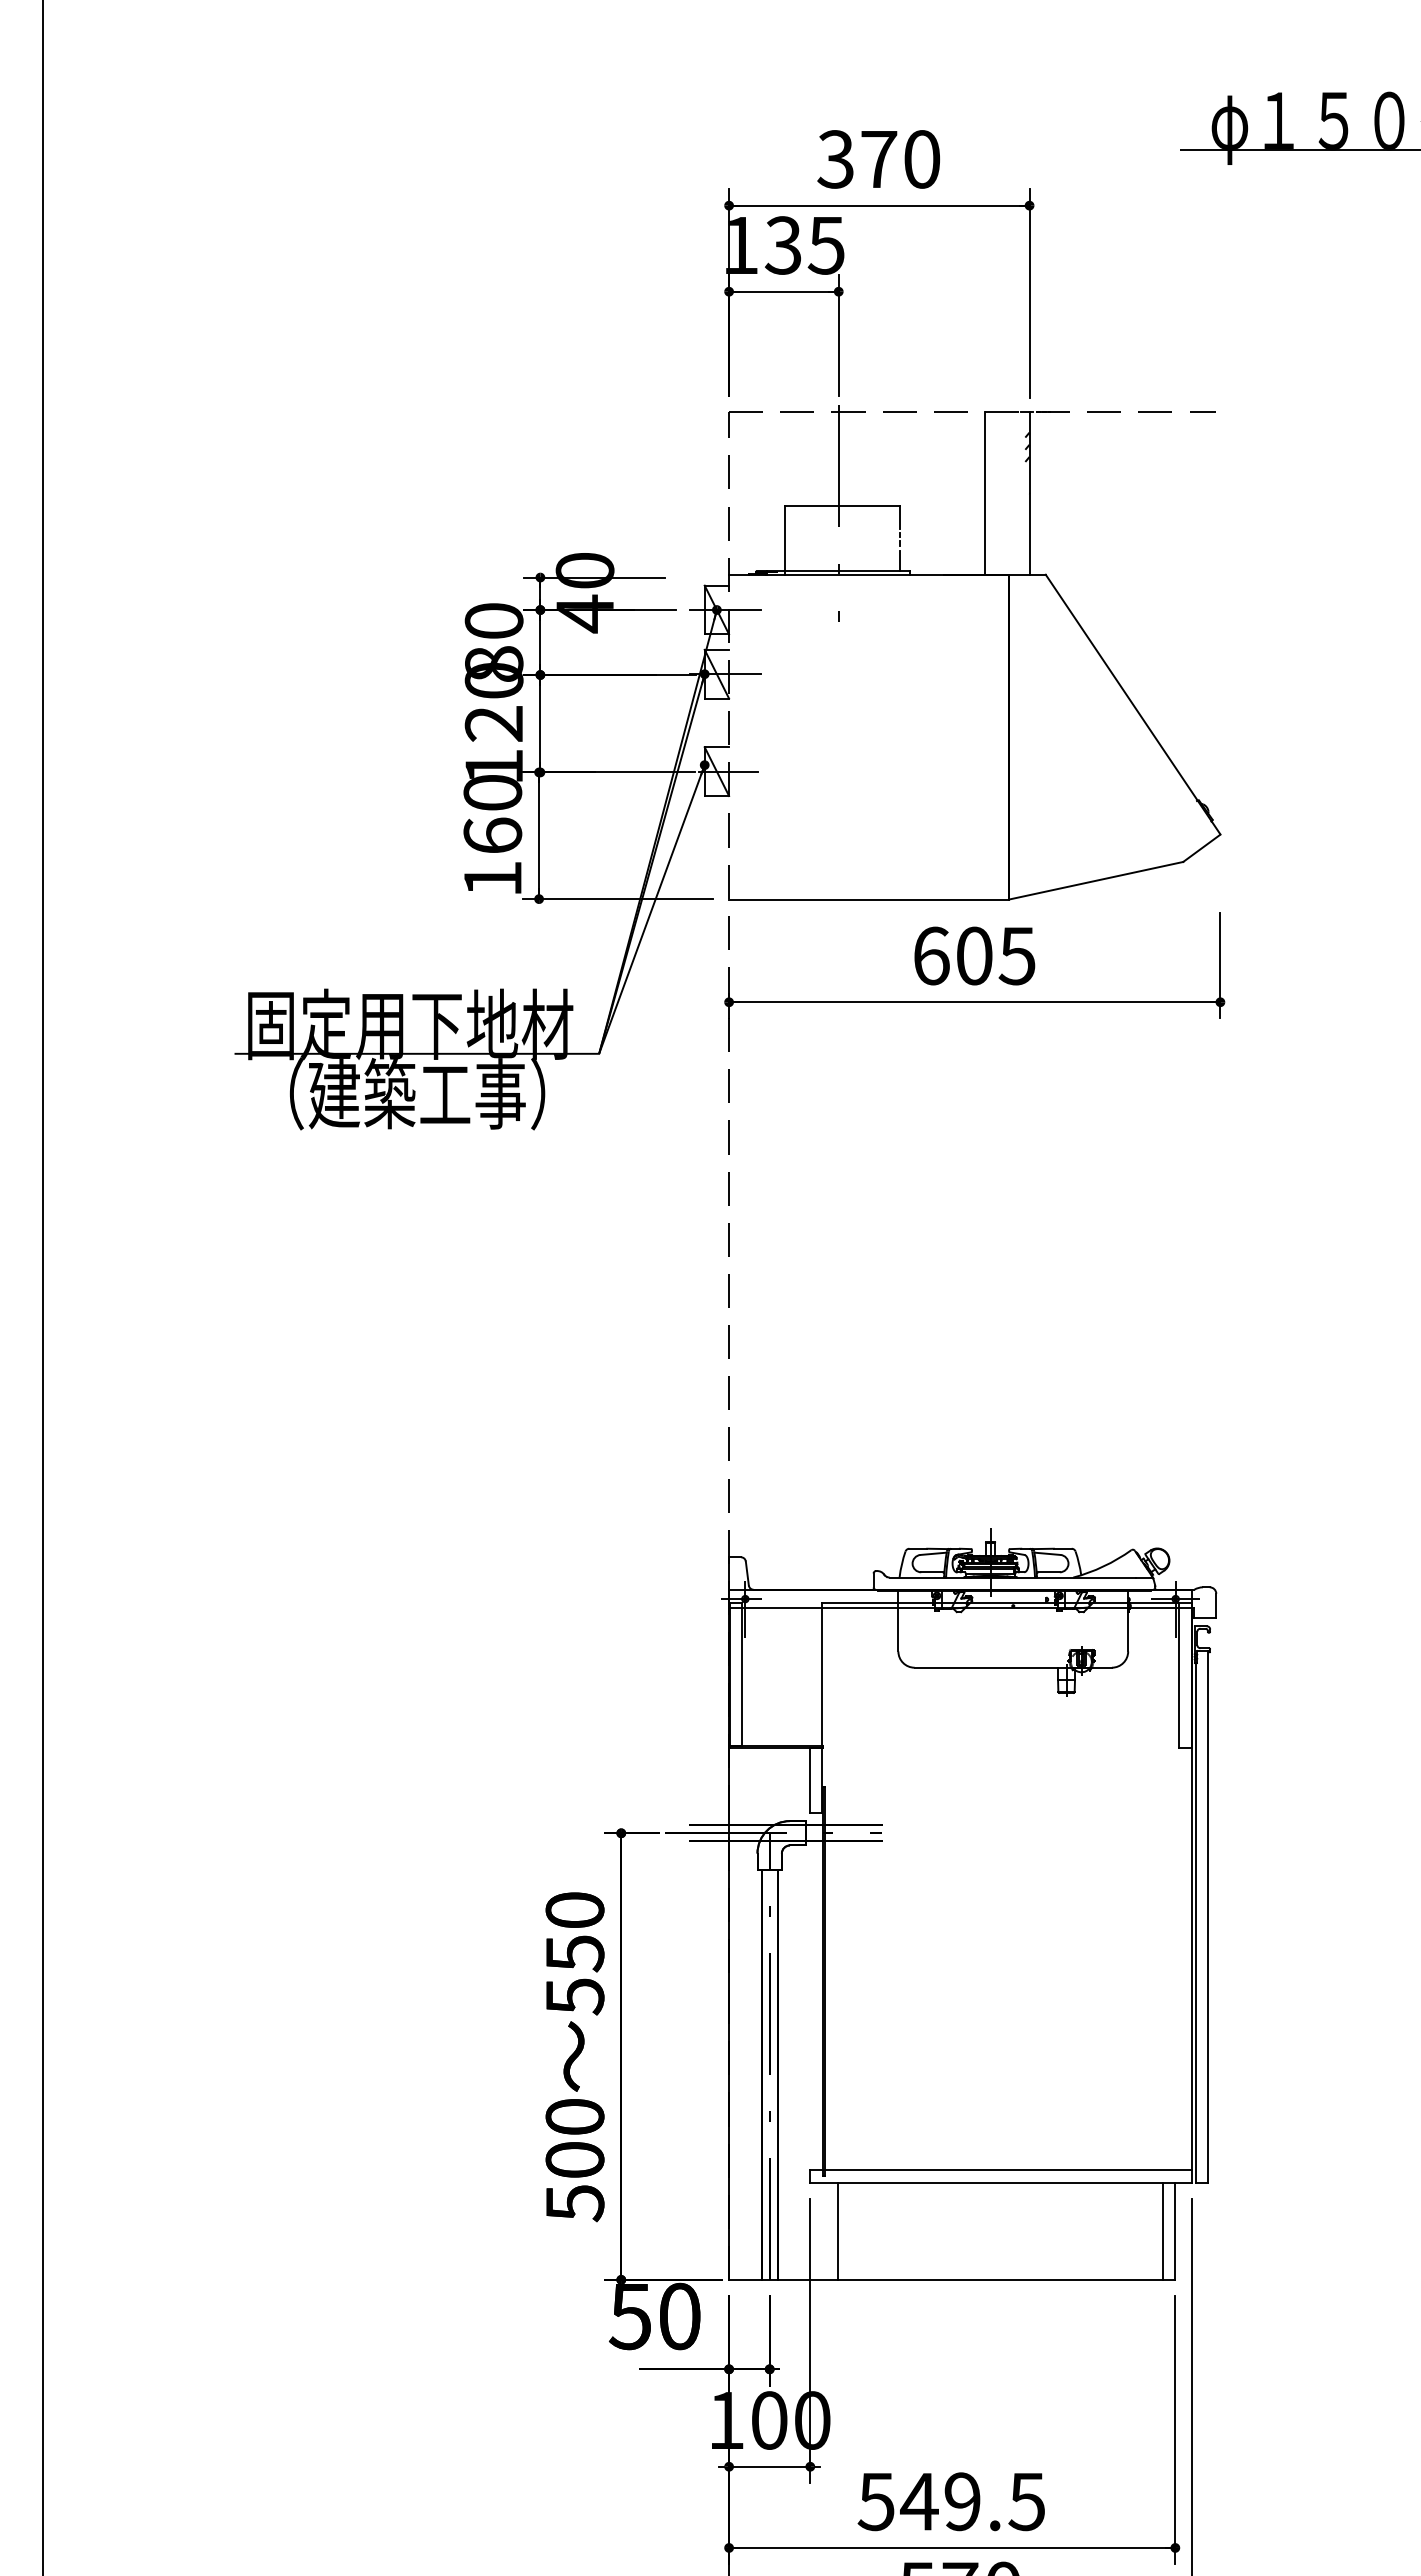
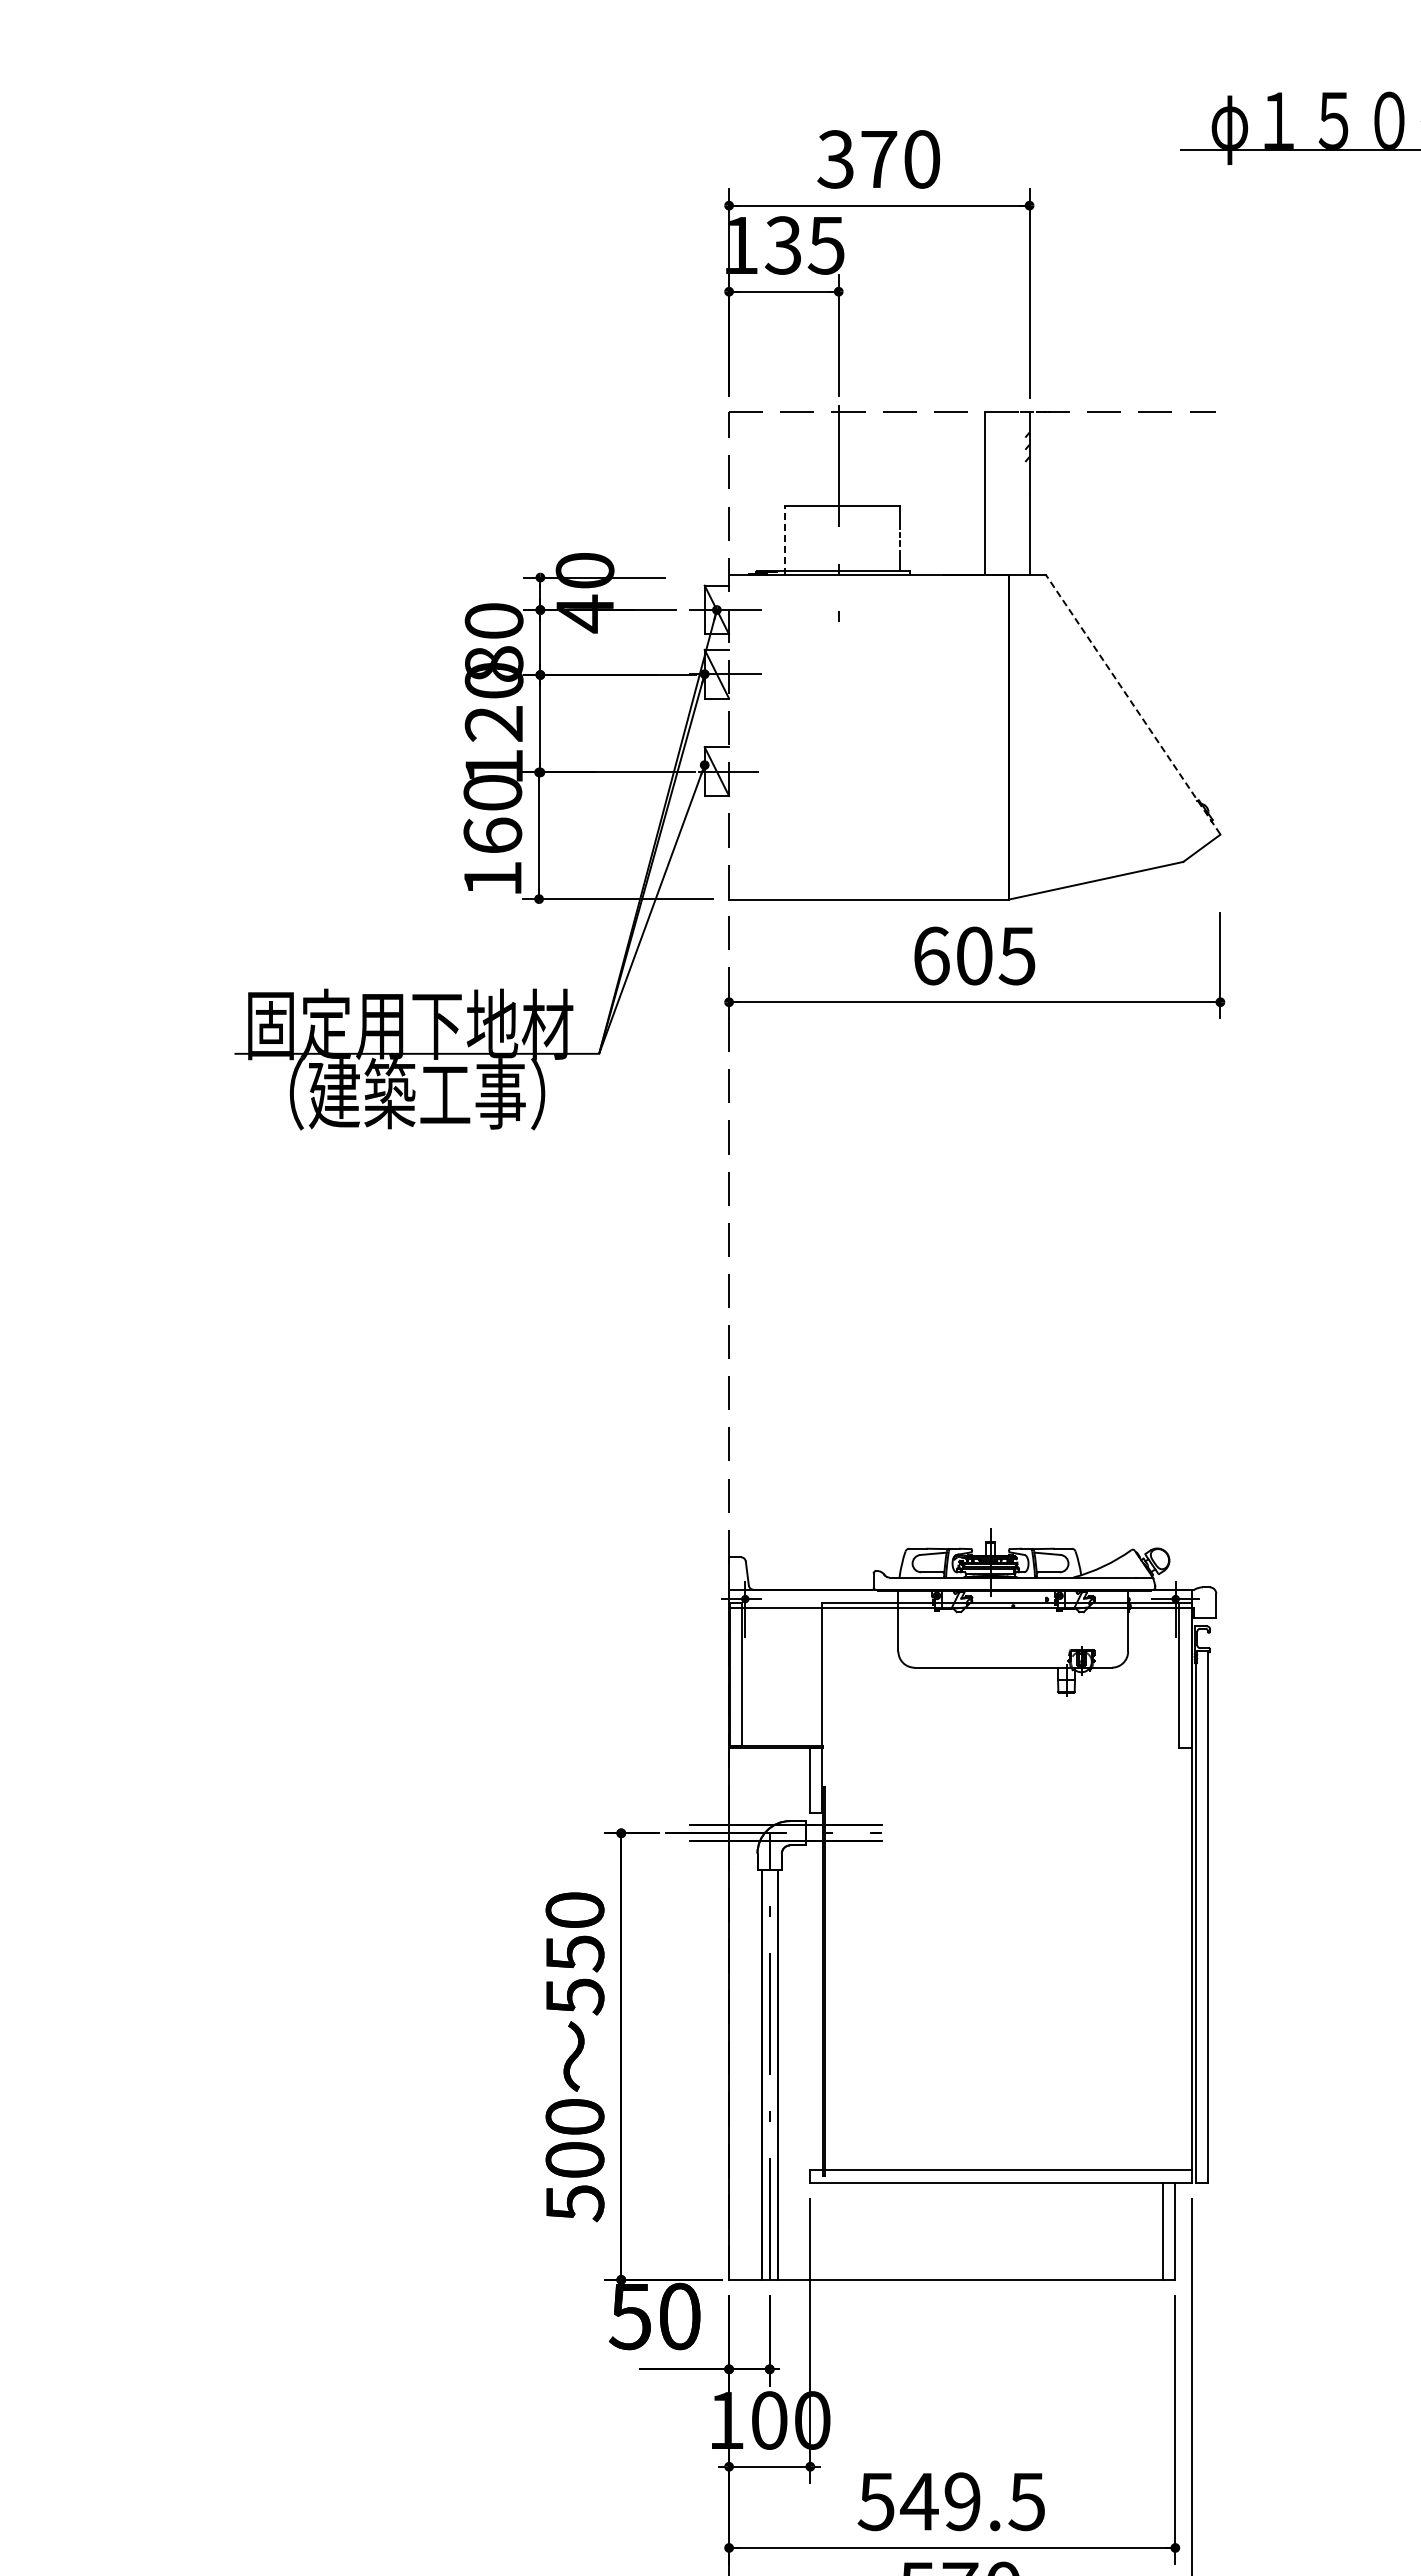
line: solid -> dashed (785, 540)
line: solid -> dashed (1132, 704)
line: present -> none (42, 1287)
line: present -> none (838, 2230)
